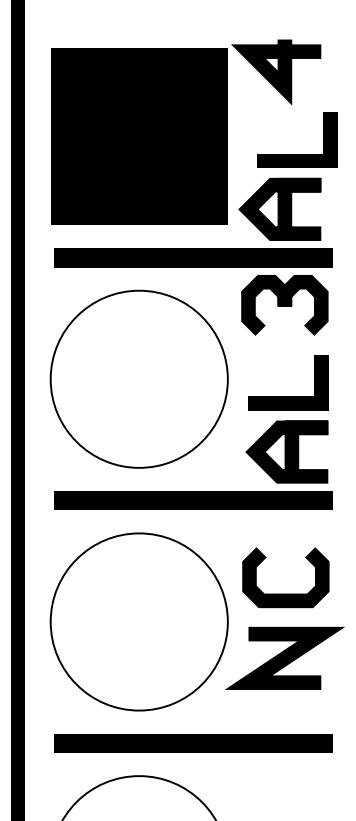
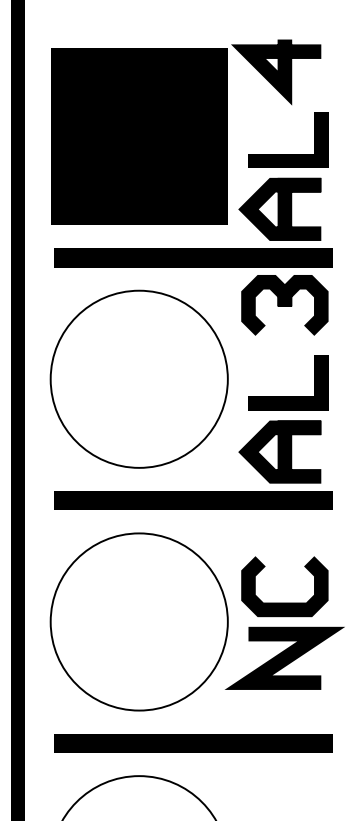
line position: (297, 154) -> (288, 154) (288, 154)
curve position: (286, 451) -> (279, 451) (279, 451)
curve position: (285, 593) -> (284, 602) (284, 602)
